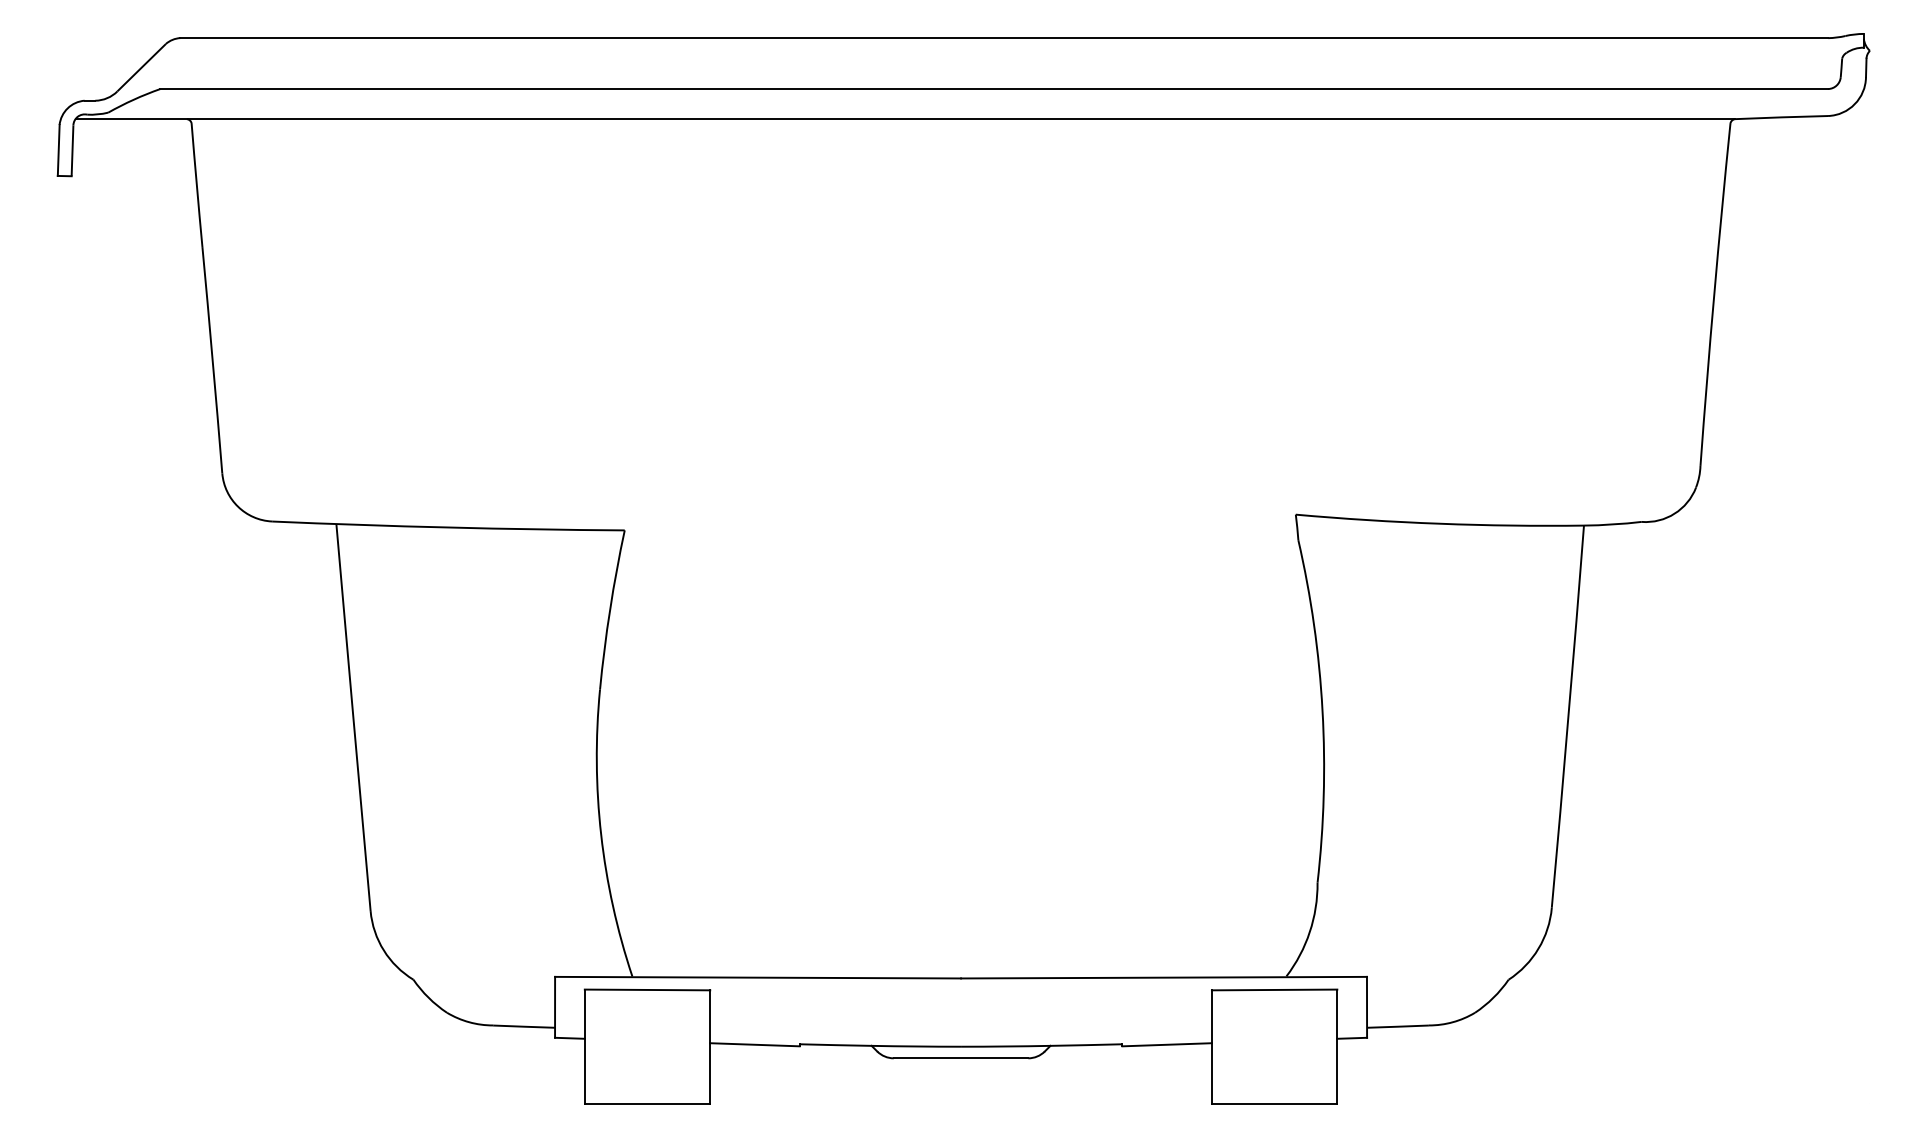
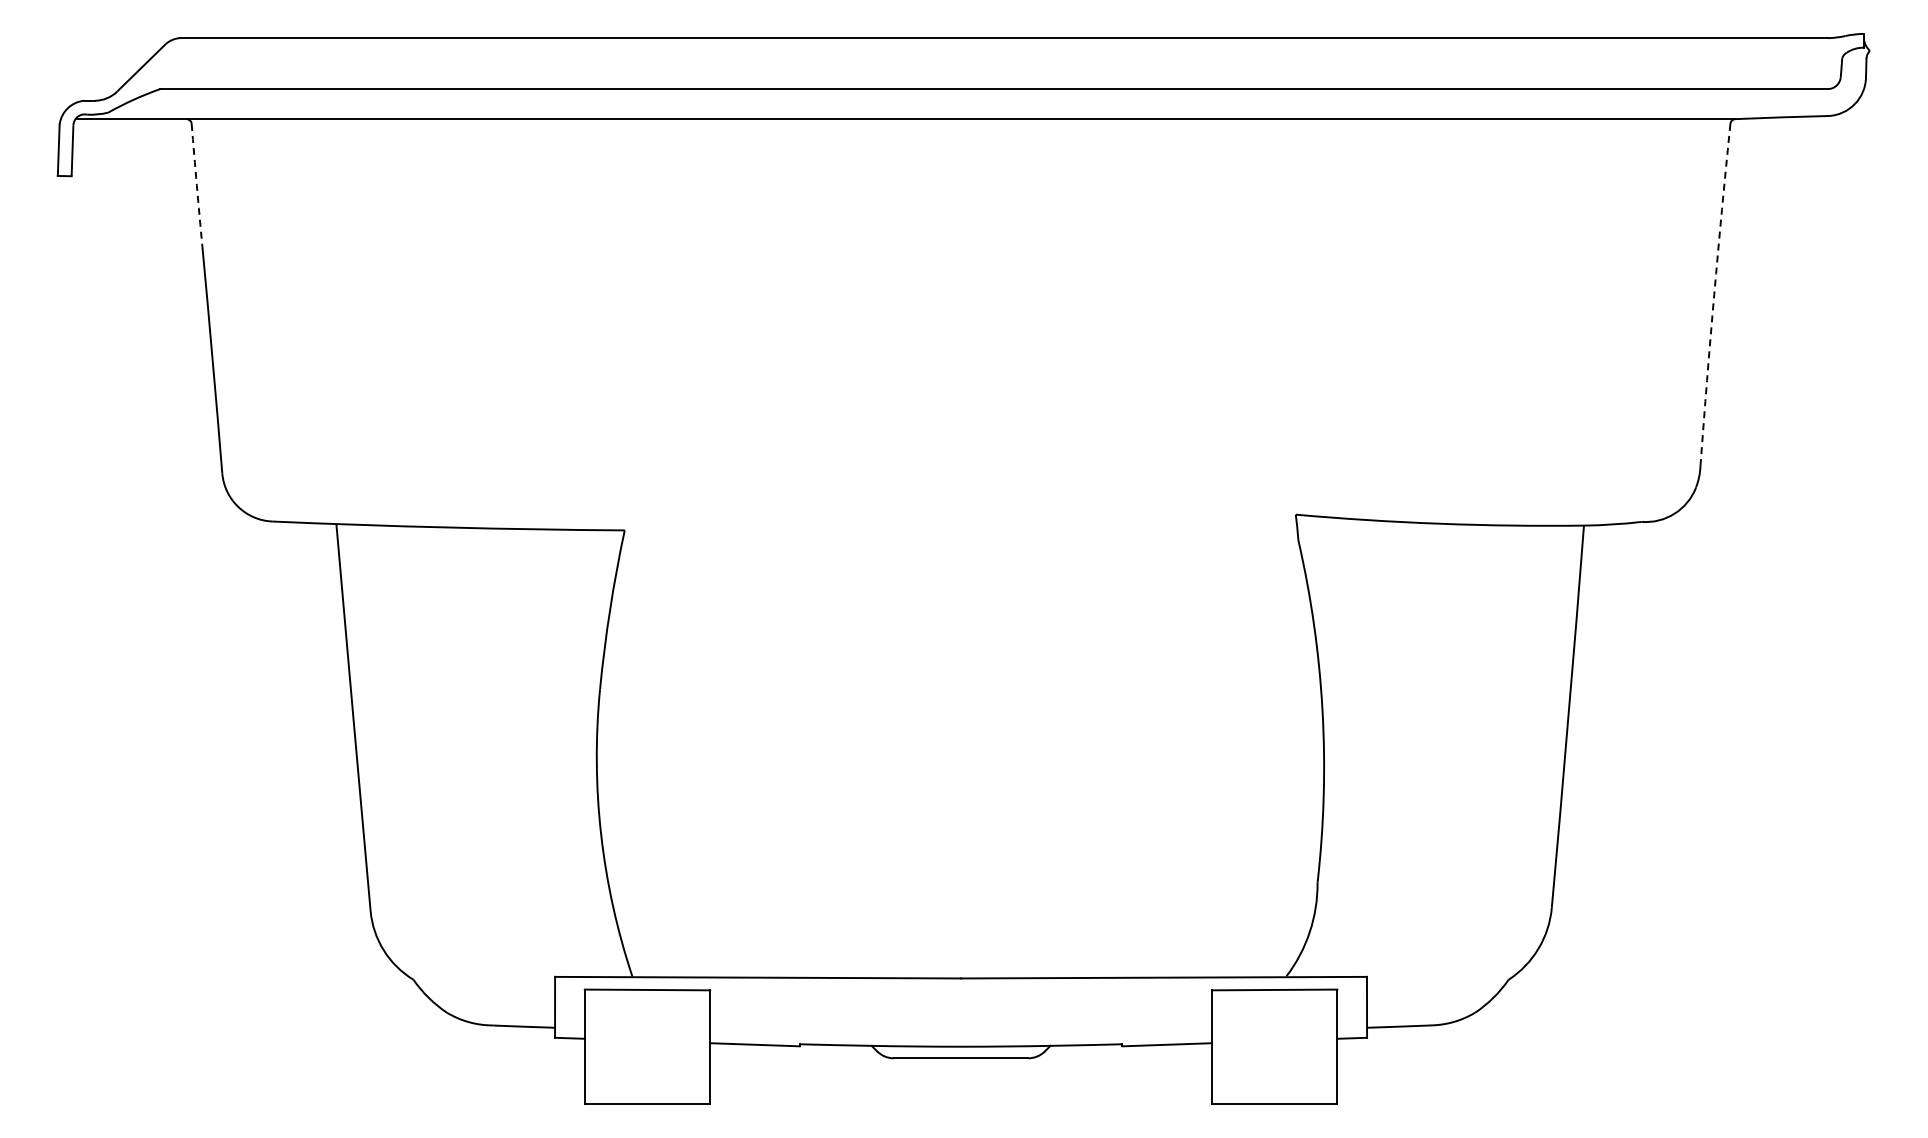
arc: solid -> dashed (196, 185)
arc: solid -> dashed (1714, 294)
